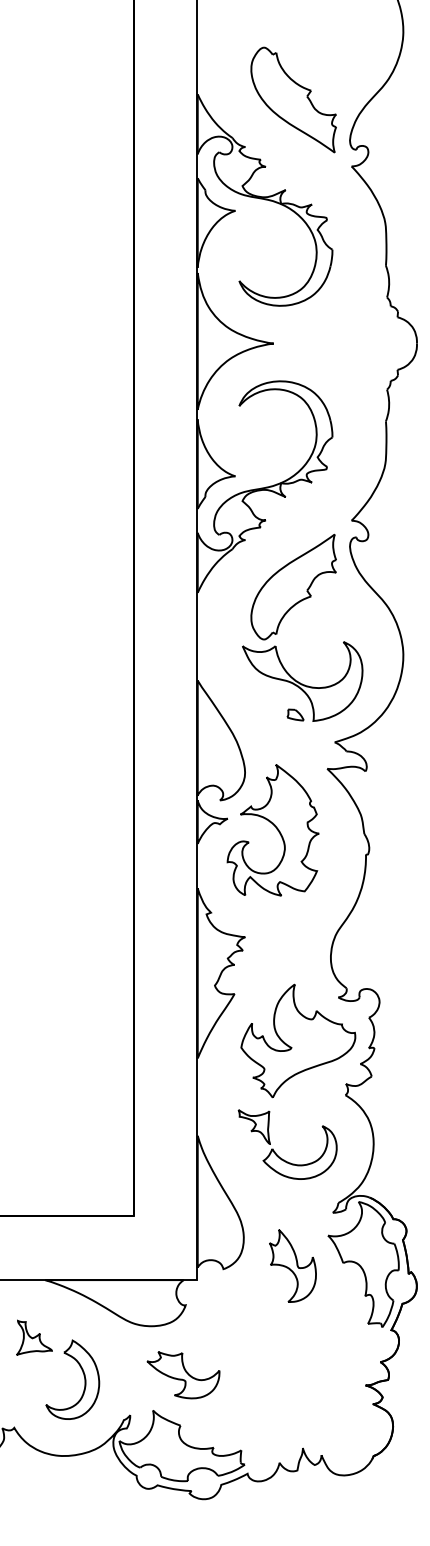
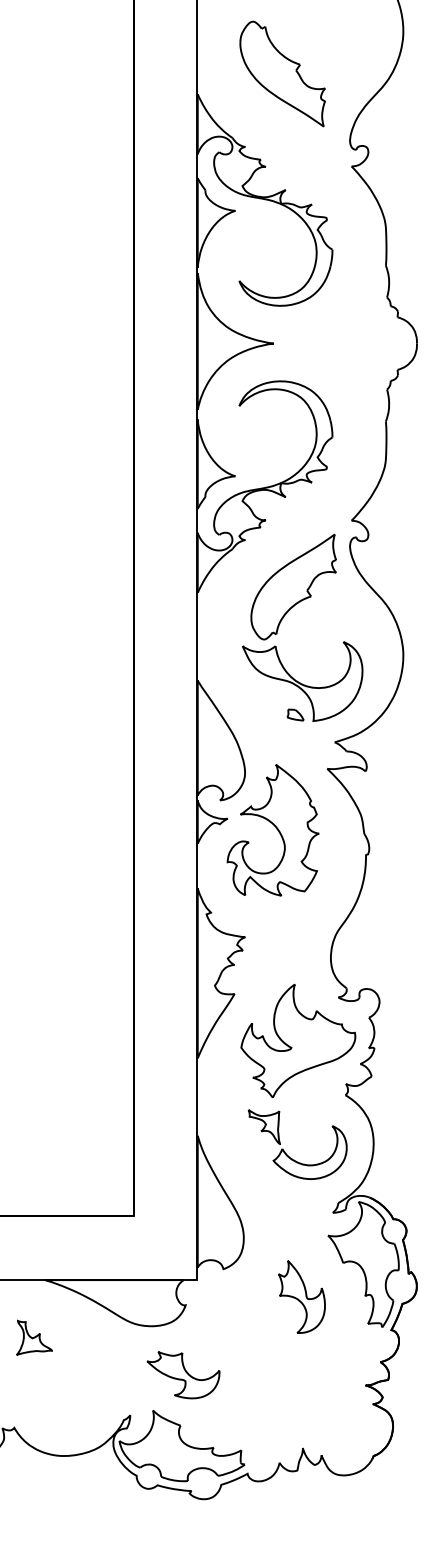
part position: (293, 99) -> (282, 73) (282, 73)
part position: (275, 1151) -> (285, 1151) (285, 1151)
part position: (292, 1265) -> (301, 1296) (301, 1296)
part: present -> none (83, 1376)
